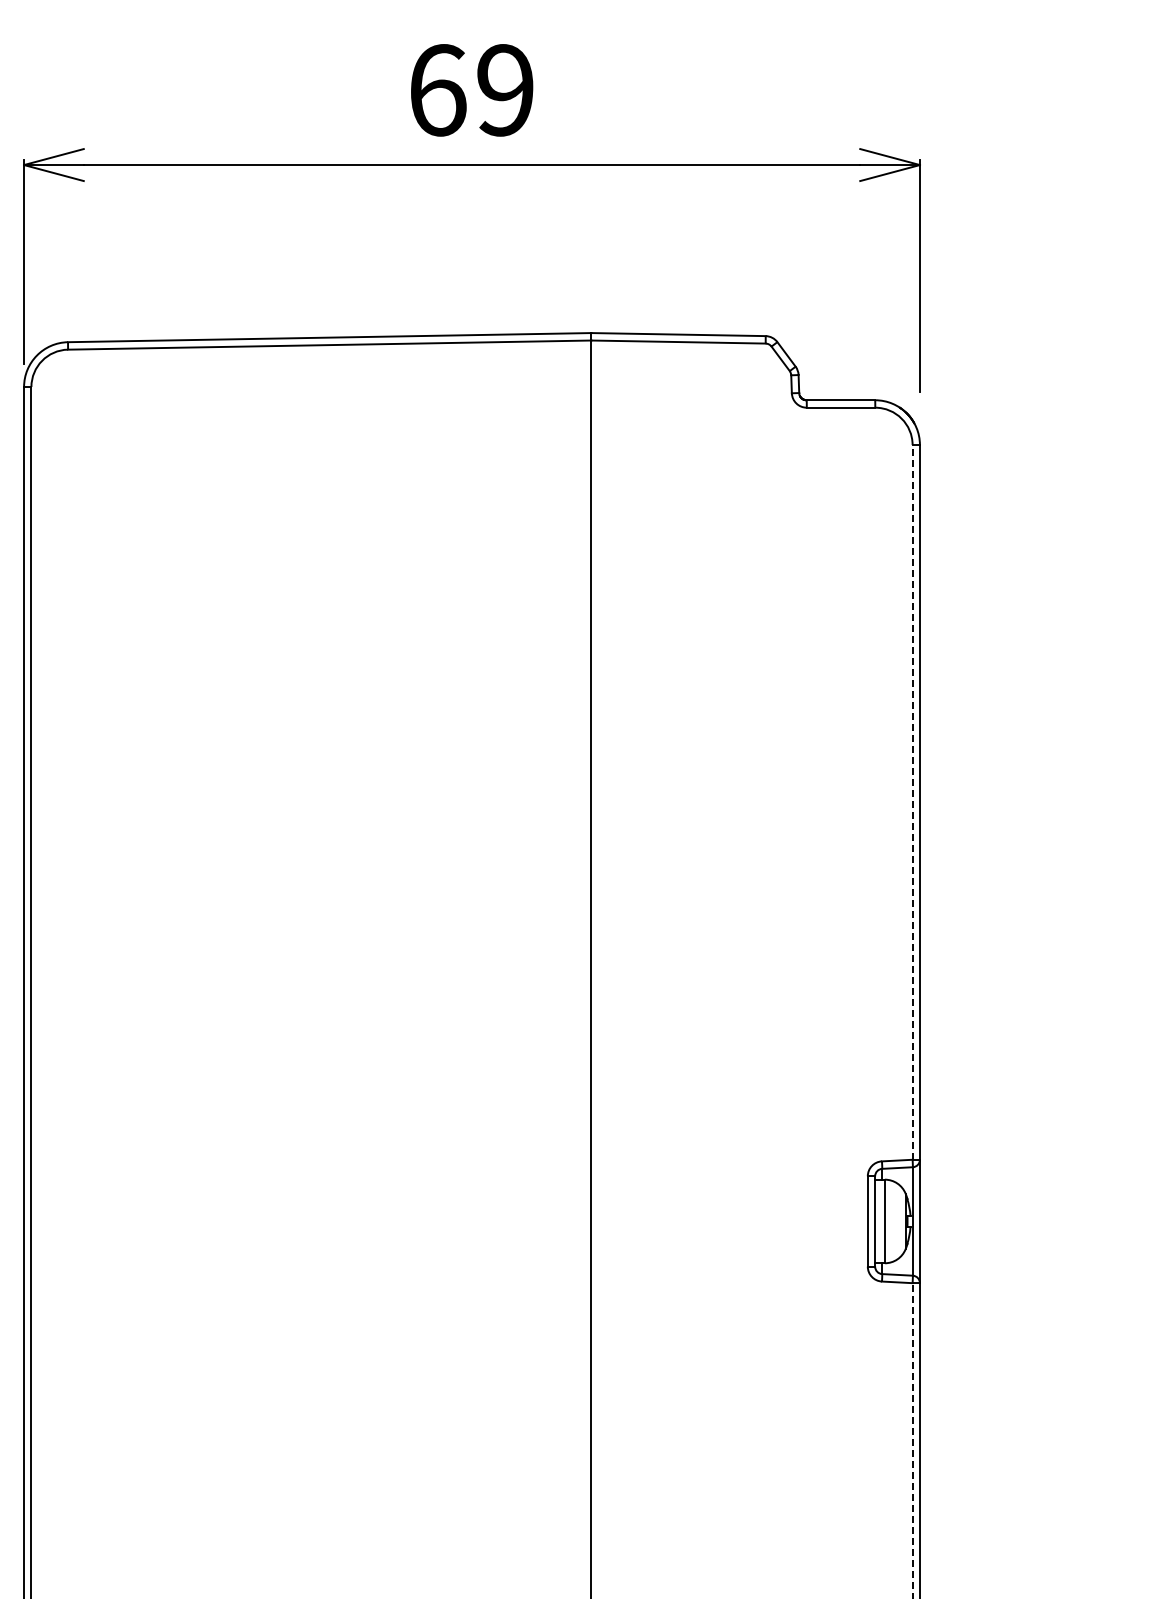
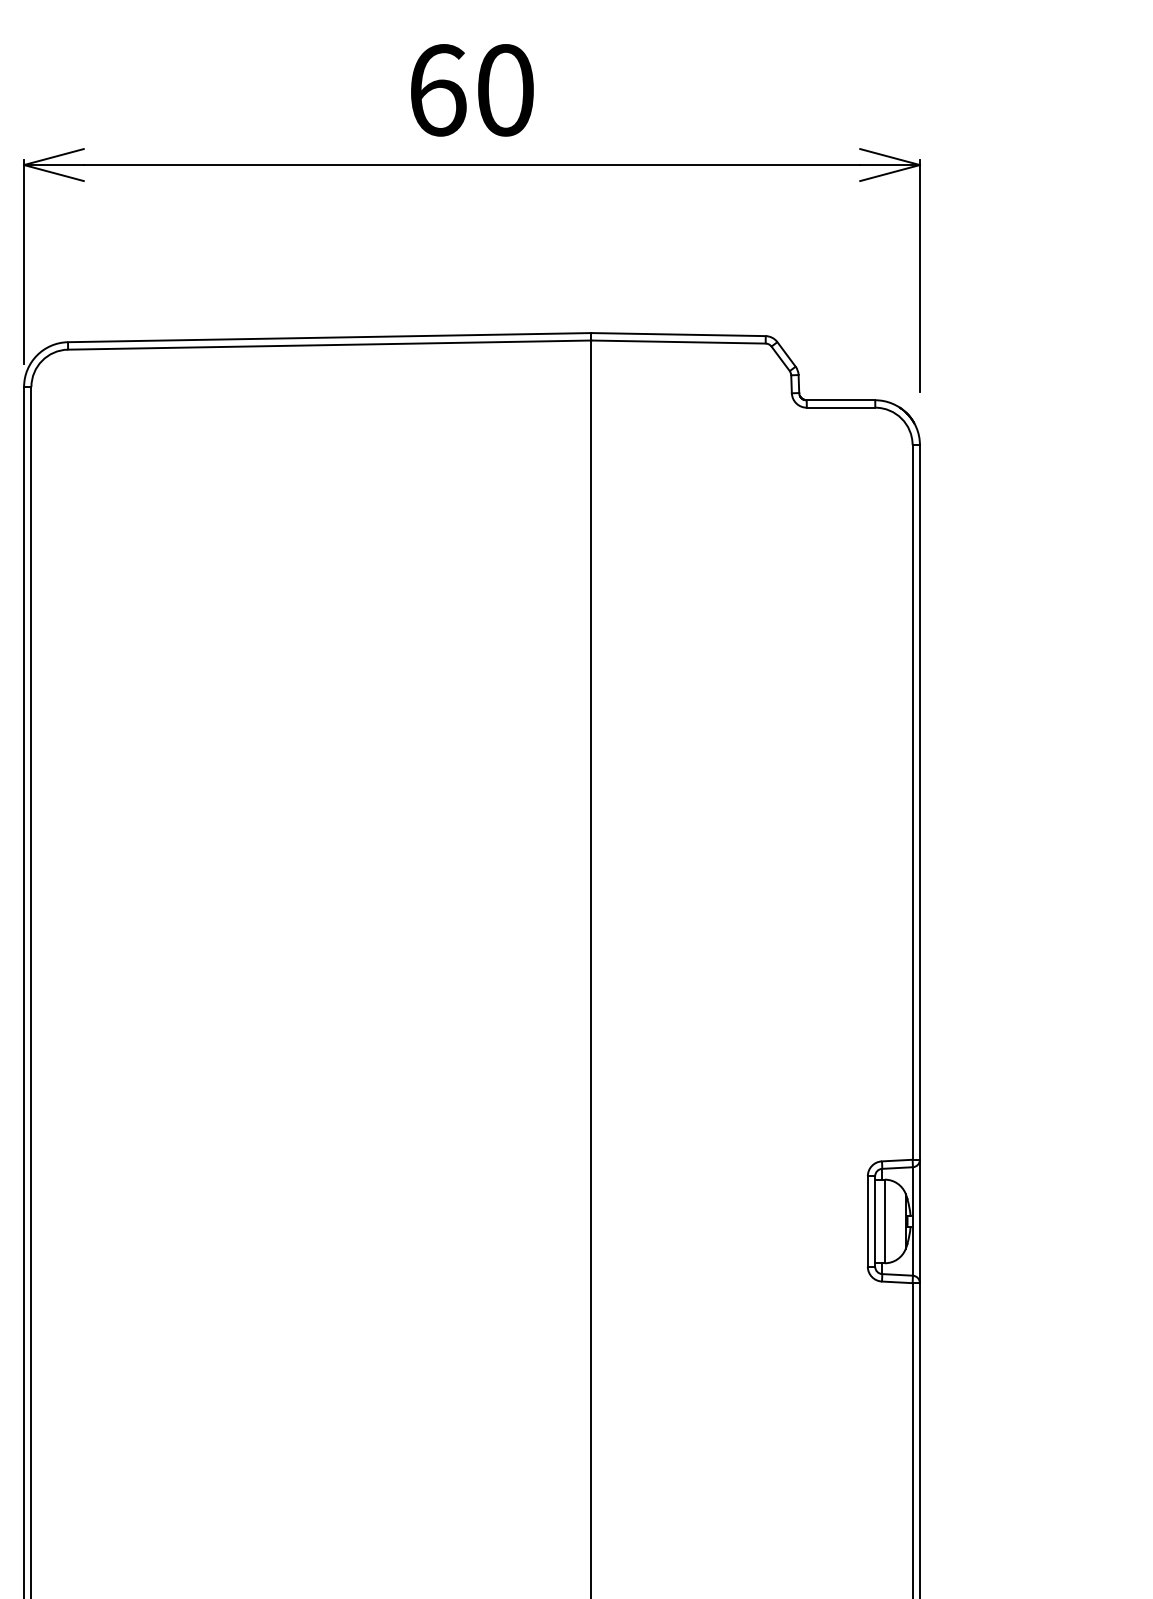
text: 69 -> 60 (505, 90)
line: dashed -> solid (912, 801)
line: dashed -> solid (912, 1440)
